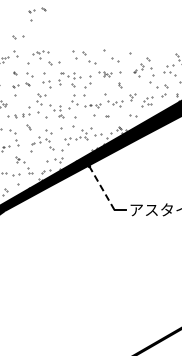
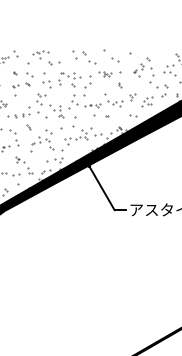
part: present -> none (37, 14)
part: present -> none (18, 37)
line: dashed -> solid (101, 187)
